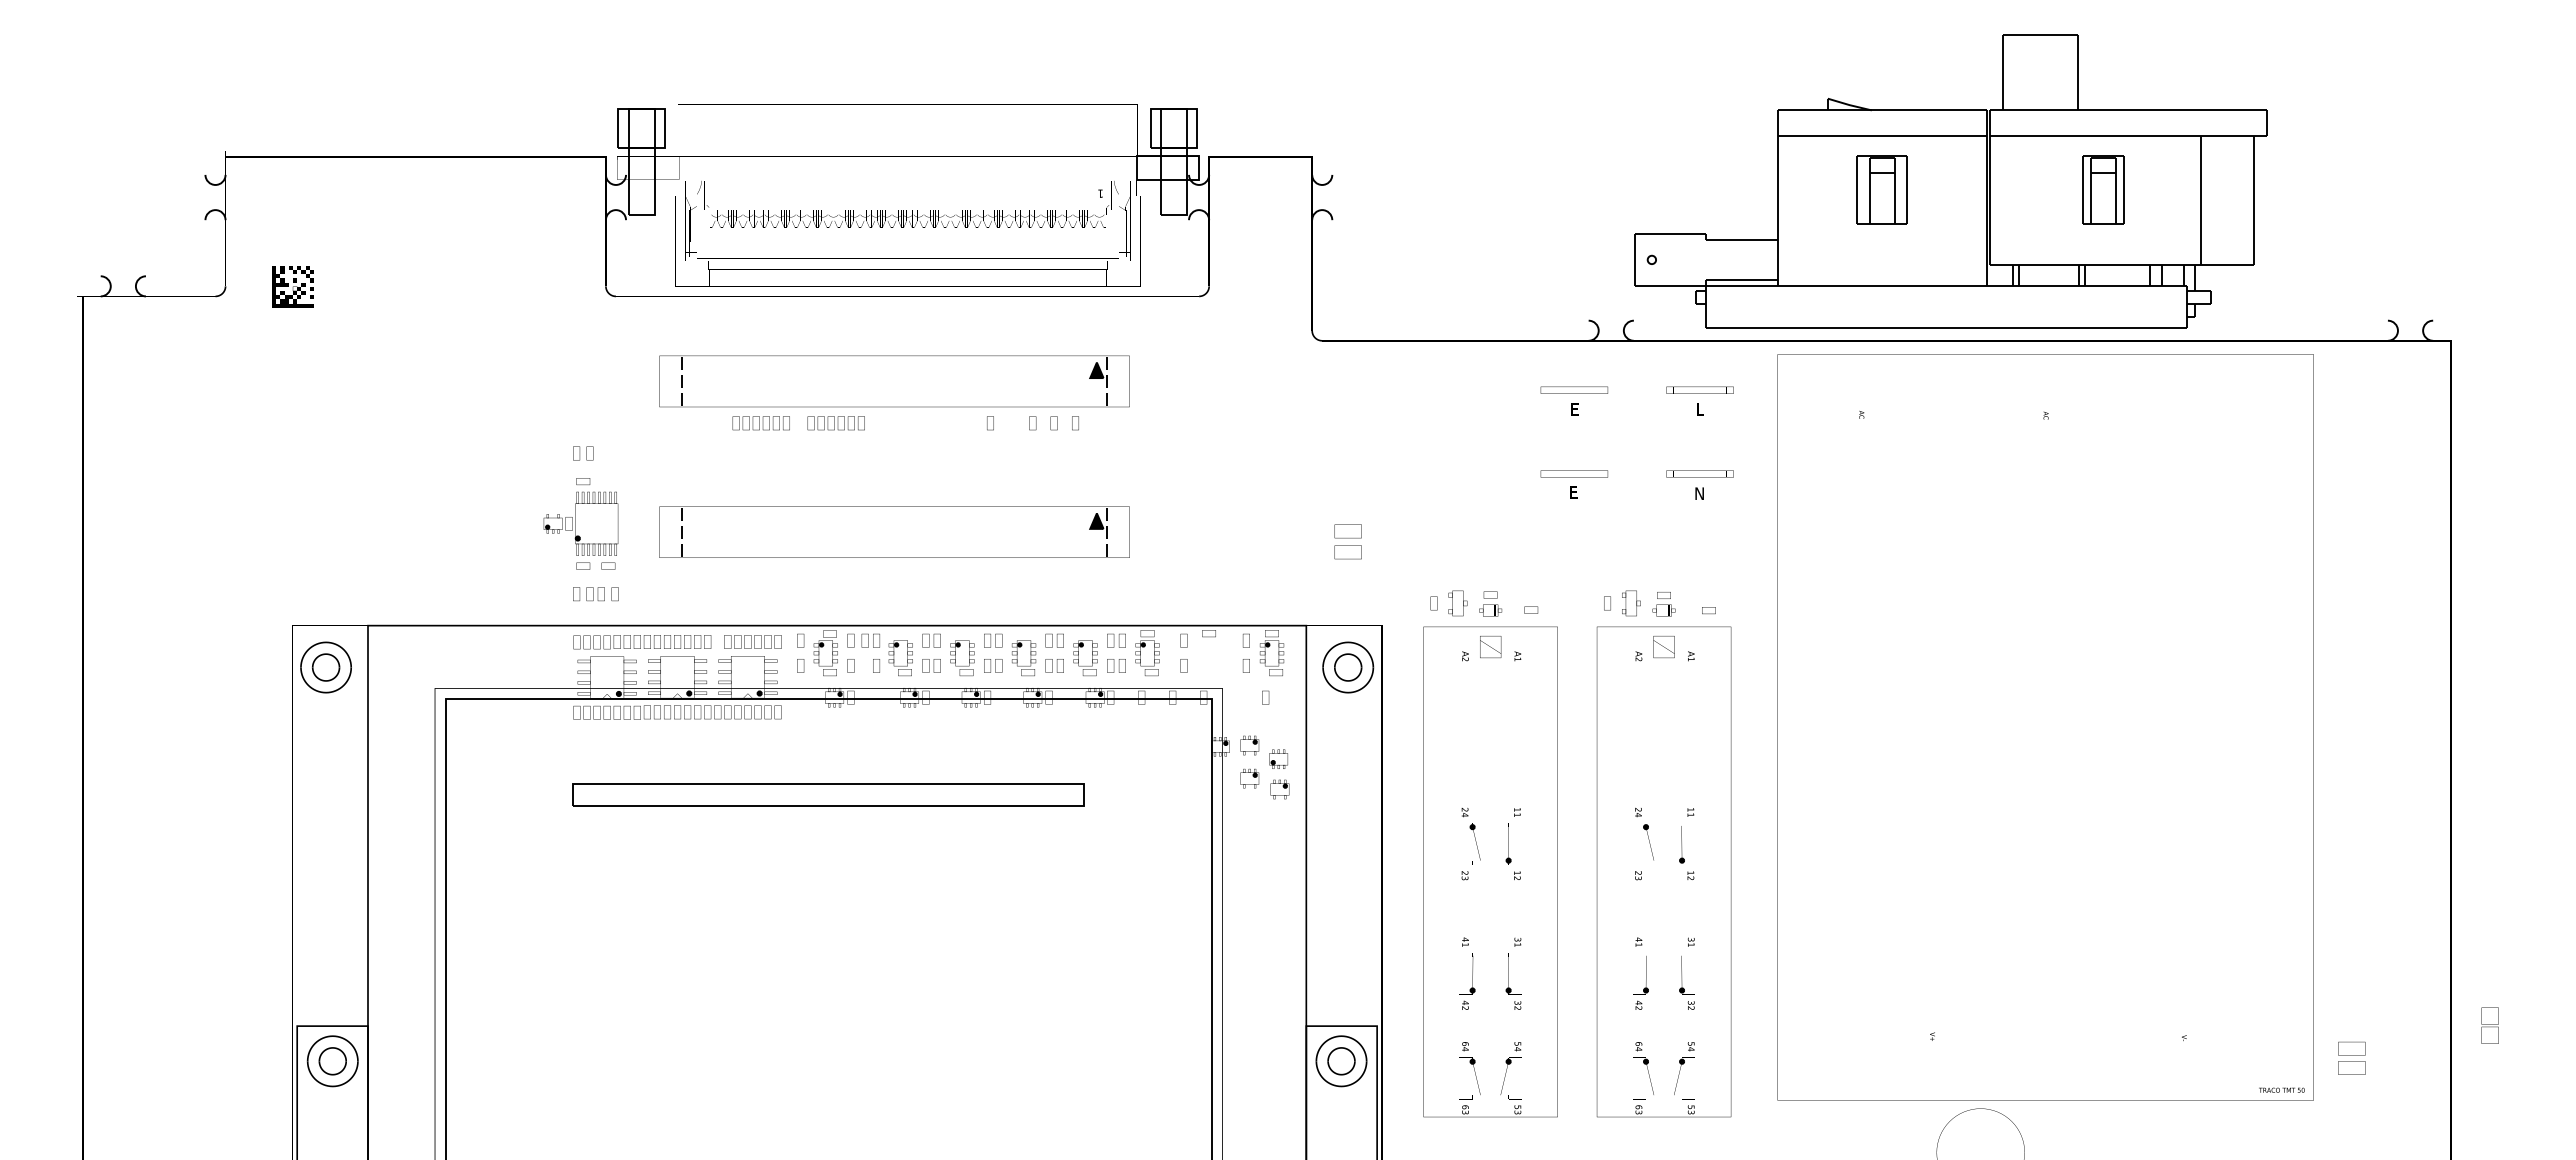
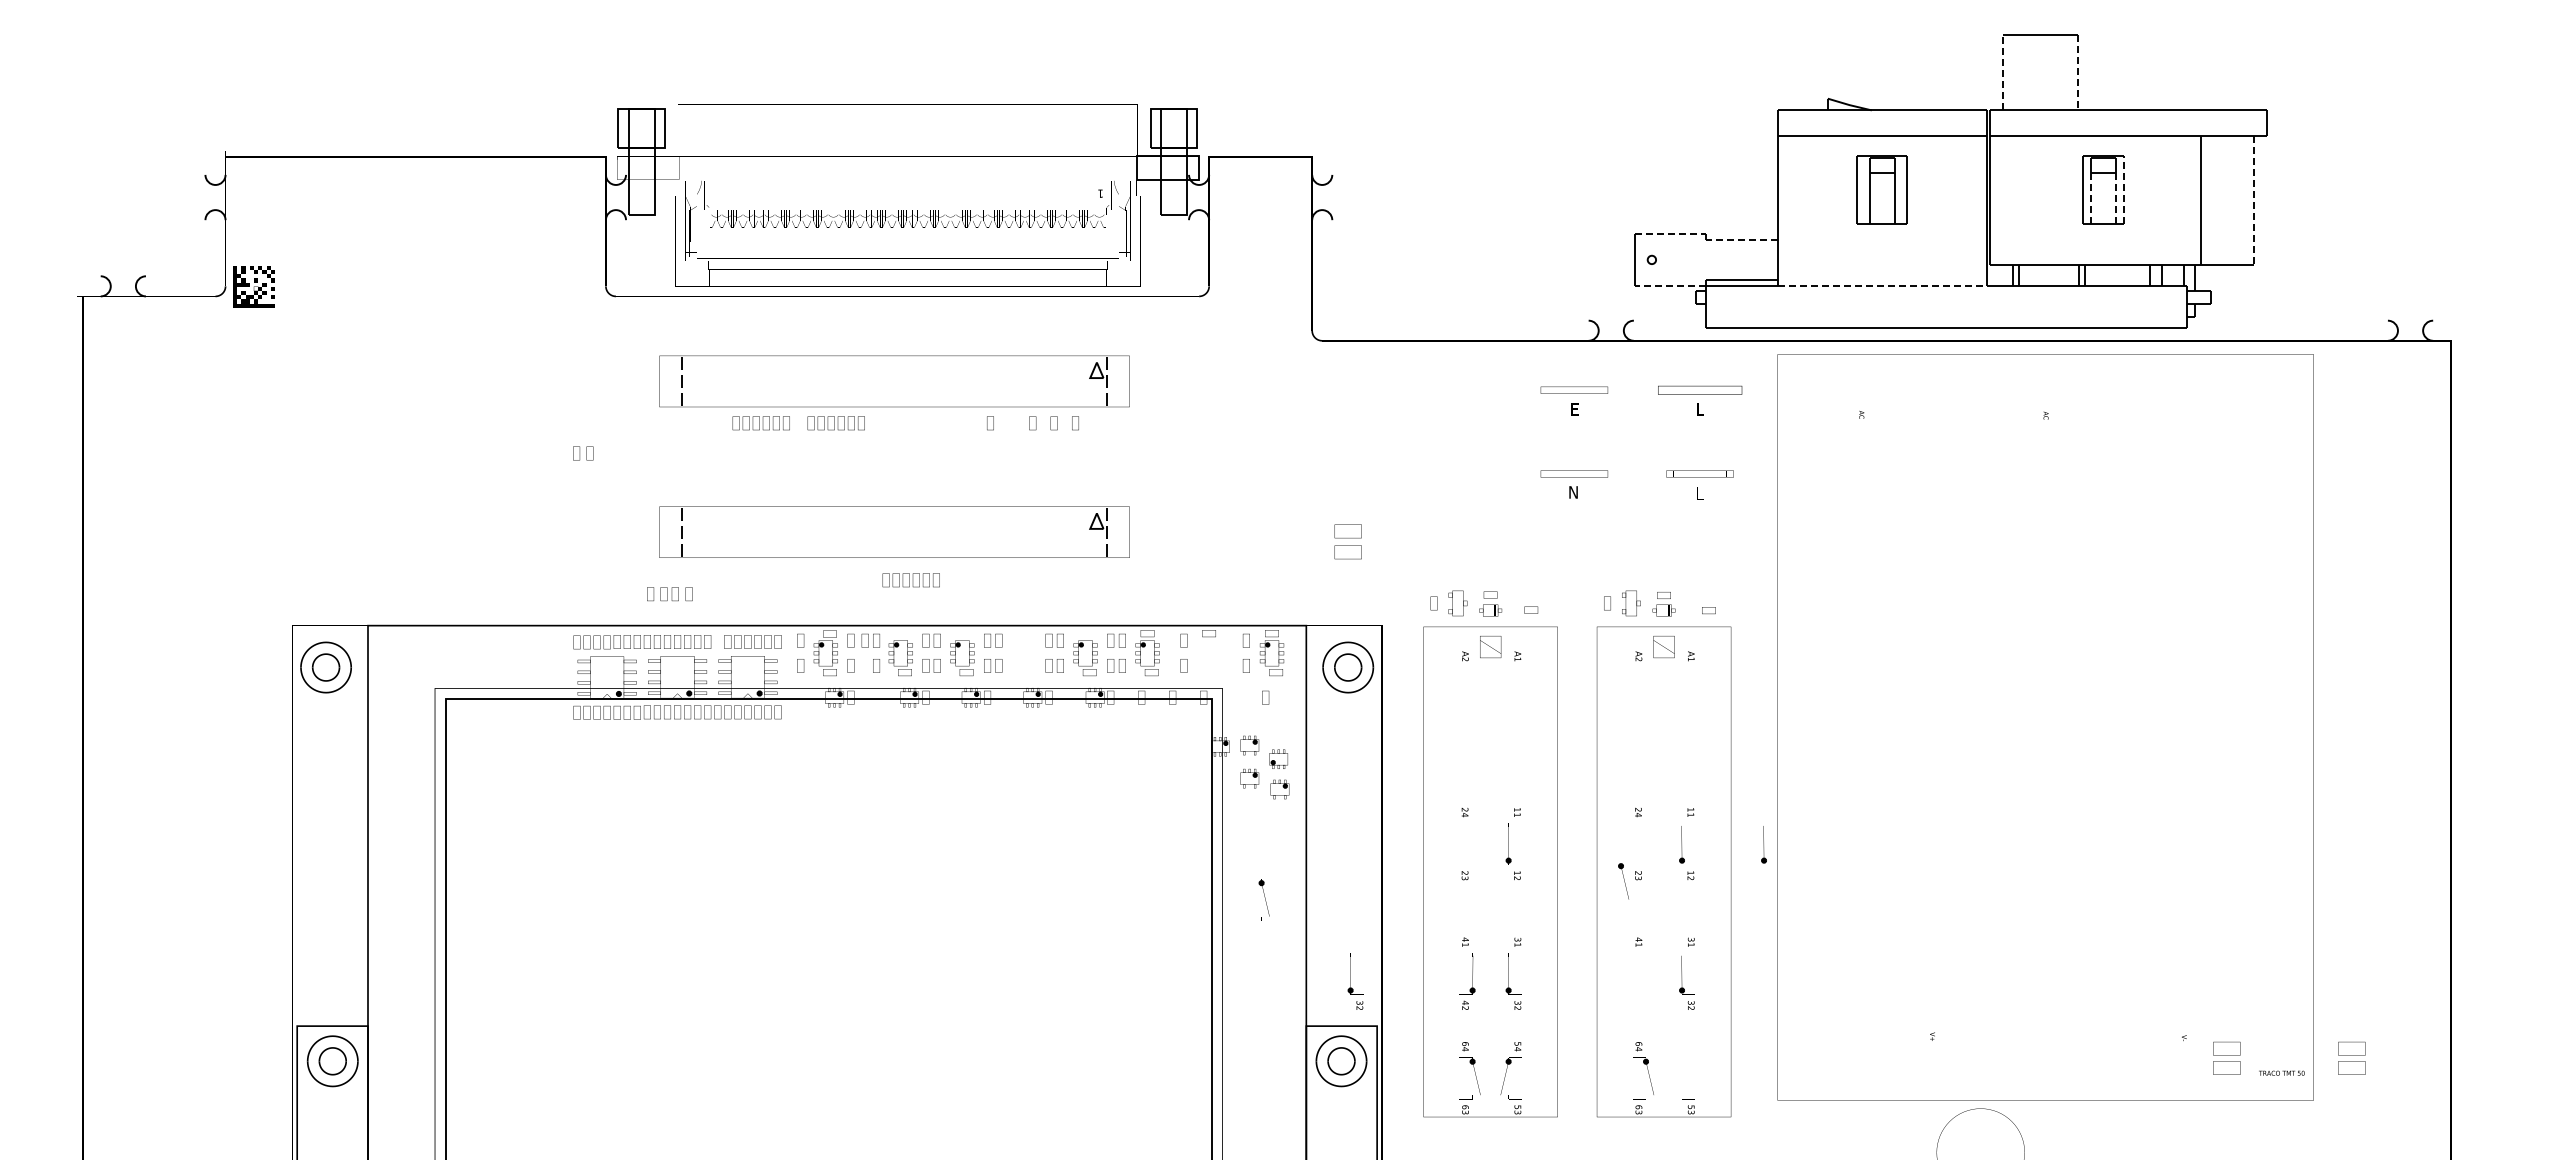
line: solid -> dashed (2002, 72)
line: solid -> dashed (2078, 72)
line: solid -> dashed (2124, 190)
line: solid -> dashed (2090, 197)
line: solid -> dashed (2116, 198)
line: solid -> dashed (2254, 200)
line: solid -> dashed (1670, 233)
line: solid -> dashed (1741, 239)
part position: (292, 286) -> (253, 286) (253, 286)
line: solid -> dashed (1670, 286)
line: solid -> dashed (1882, 286)
fill: present -> none (1096, 370)
part size: 68x8 px -> 85x10 px (1700, 389)
text: E -> N (1573, 492)
text: N -> L (1699, 493)
fill: present -> none (1096, 520)
part: present -> none (580, 523)
part: none -> present (910, 580)
part position: (595, 594) -> (669, 594) (669, 594)
part: present -> none (1024, 658)
part: present -> none (828, 794)
part position: (1648, 842) -> (1623, 881) (1623, 881)
part position: (1474, 843) -> (1263, 899) (1263, 899)
part: none -> present (1763, 844)
part: none -> present (1355, 981)
part: present -> none (1640, 982)
part: present -> none (2489, 1025)
part: none -> present (2226, 1057)
part: present -> none (1684, 1068)
text position: (2281, 1089) -> (2281, 1072) (2281, 1072)
